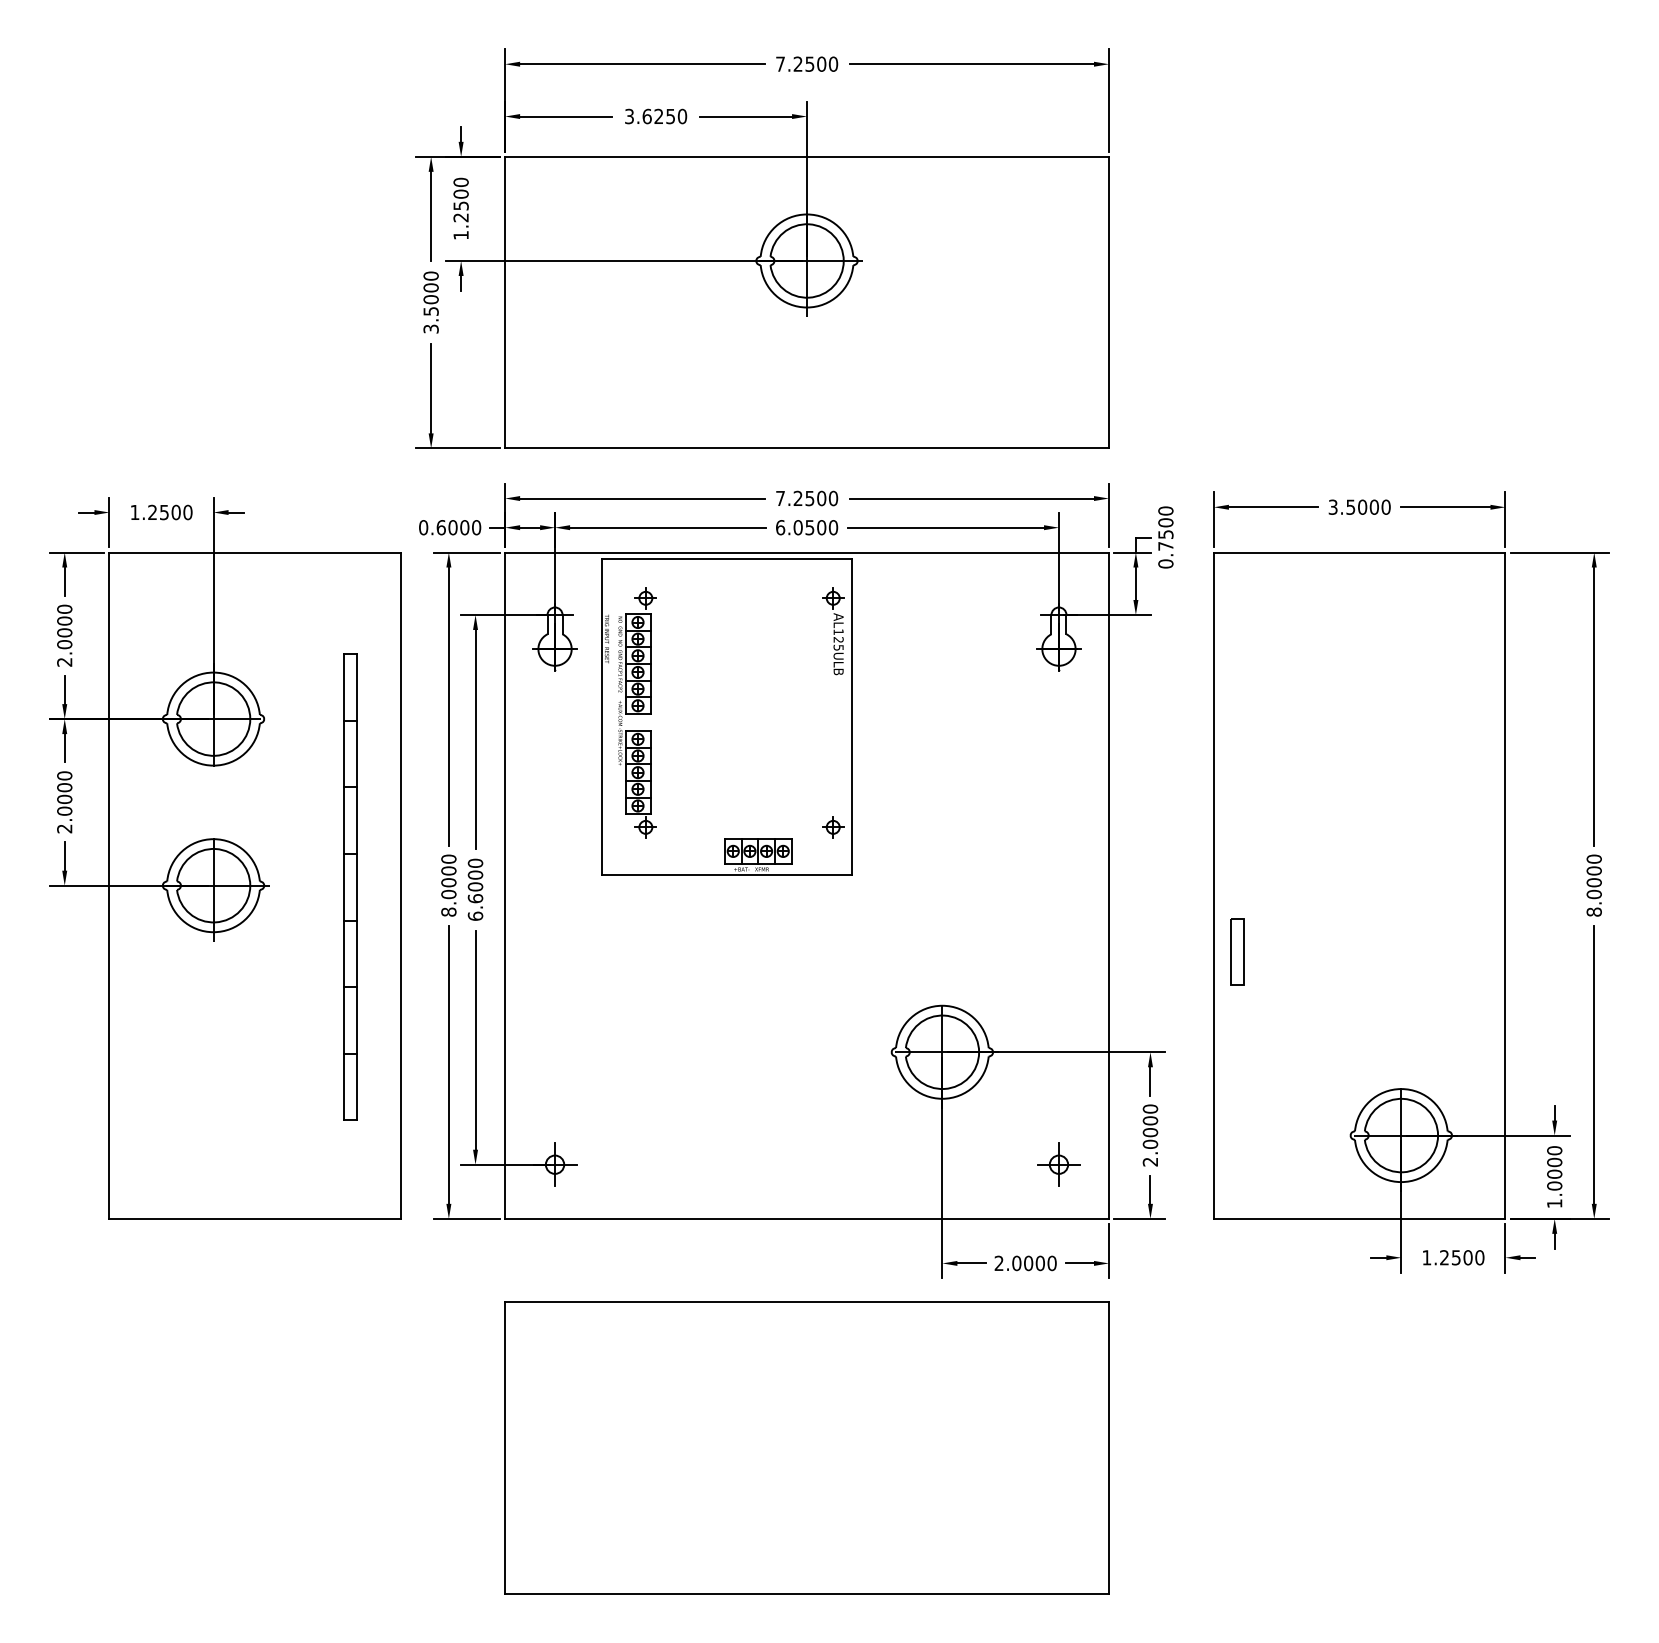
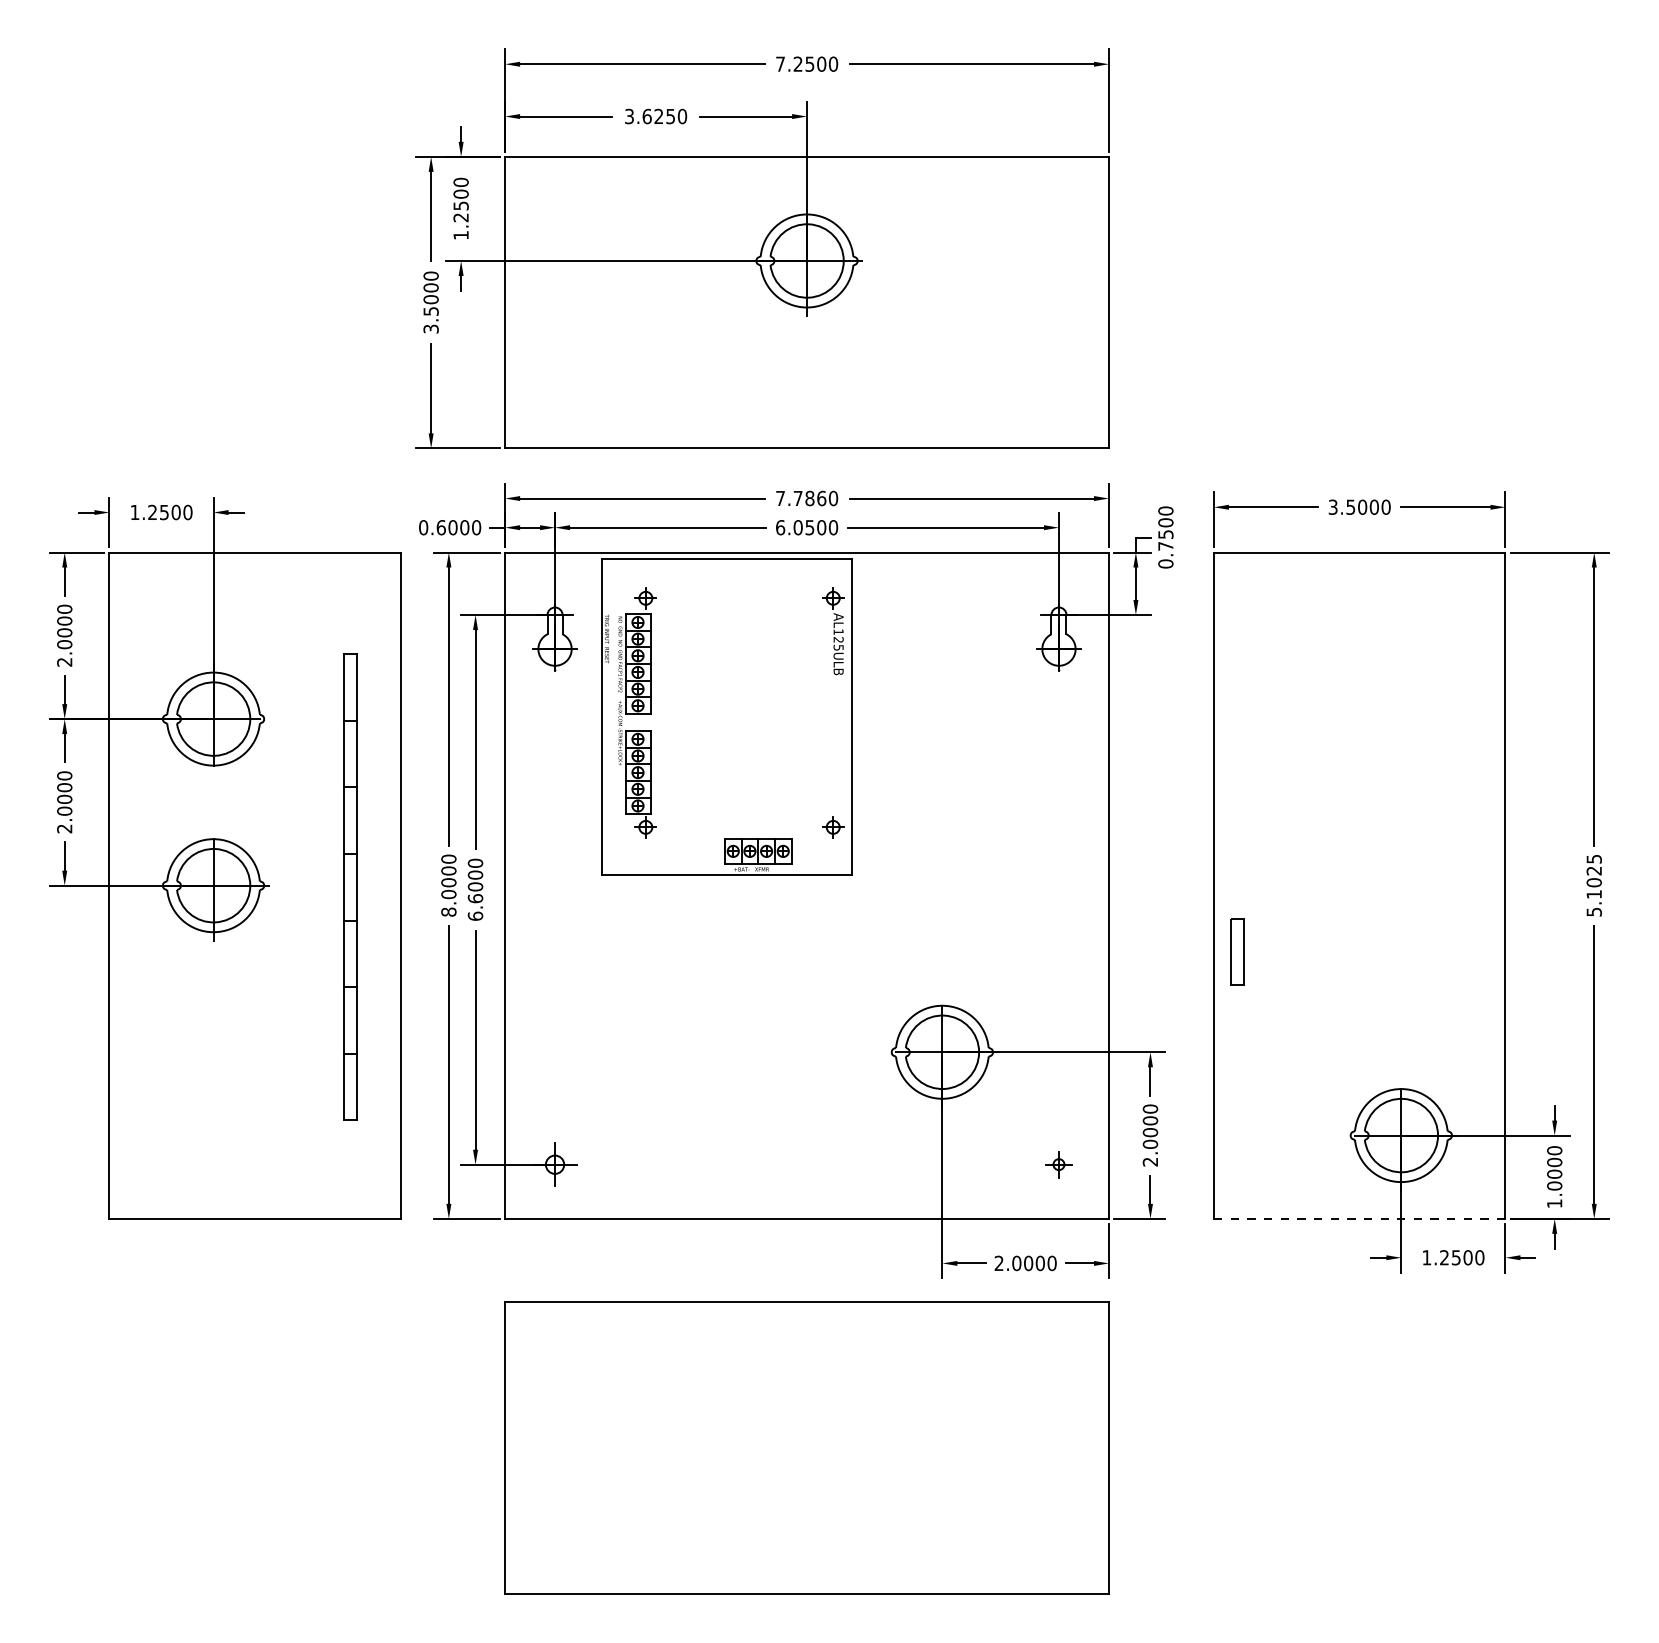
text: 7.2500 -> 7.7860 (809, 498)
text: 8.0000 -> 5.1025 (1593, 885)
part size: 44x45 px -> 28x28 px (1058, 1164)
line: solid -> dashed (1359, 1218)
